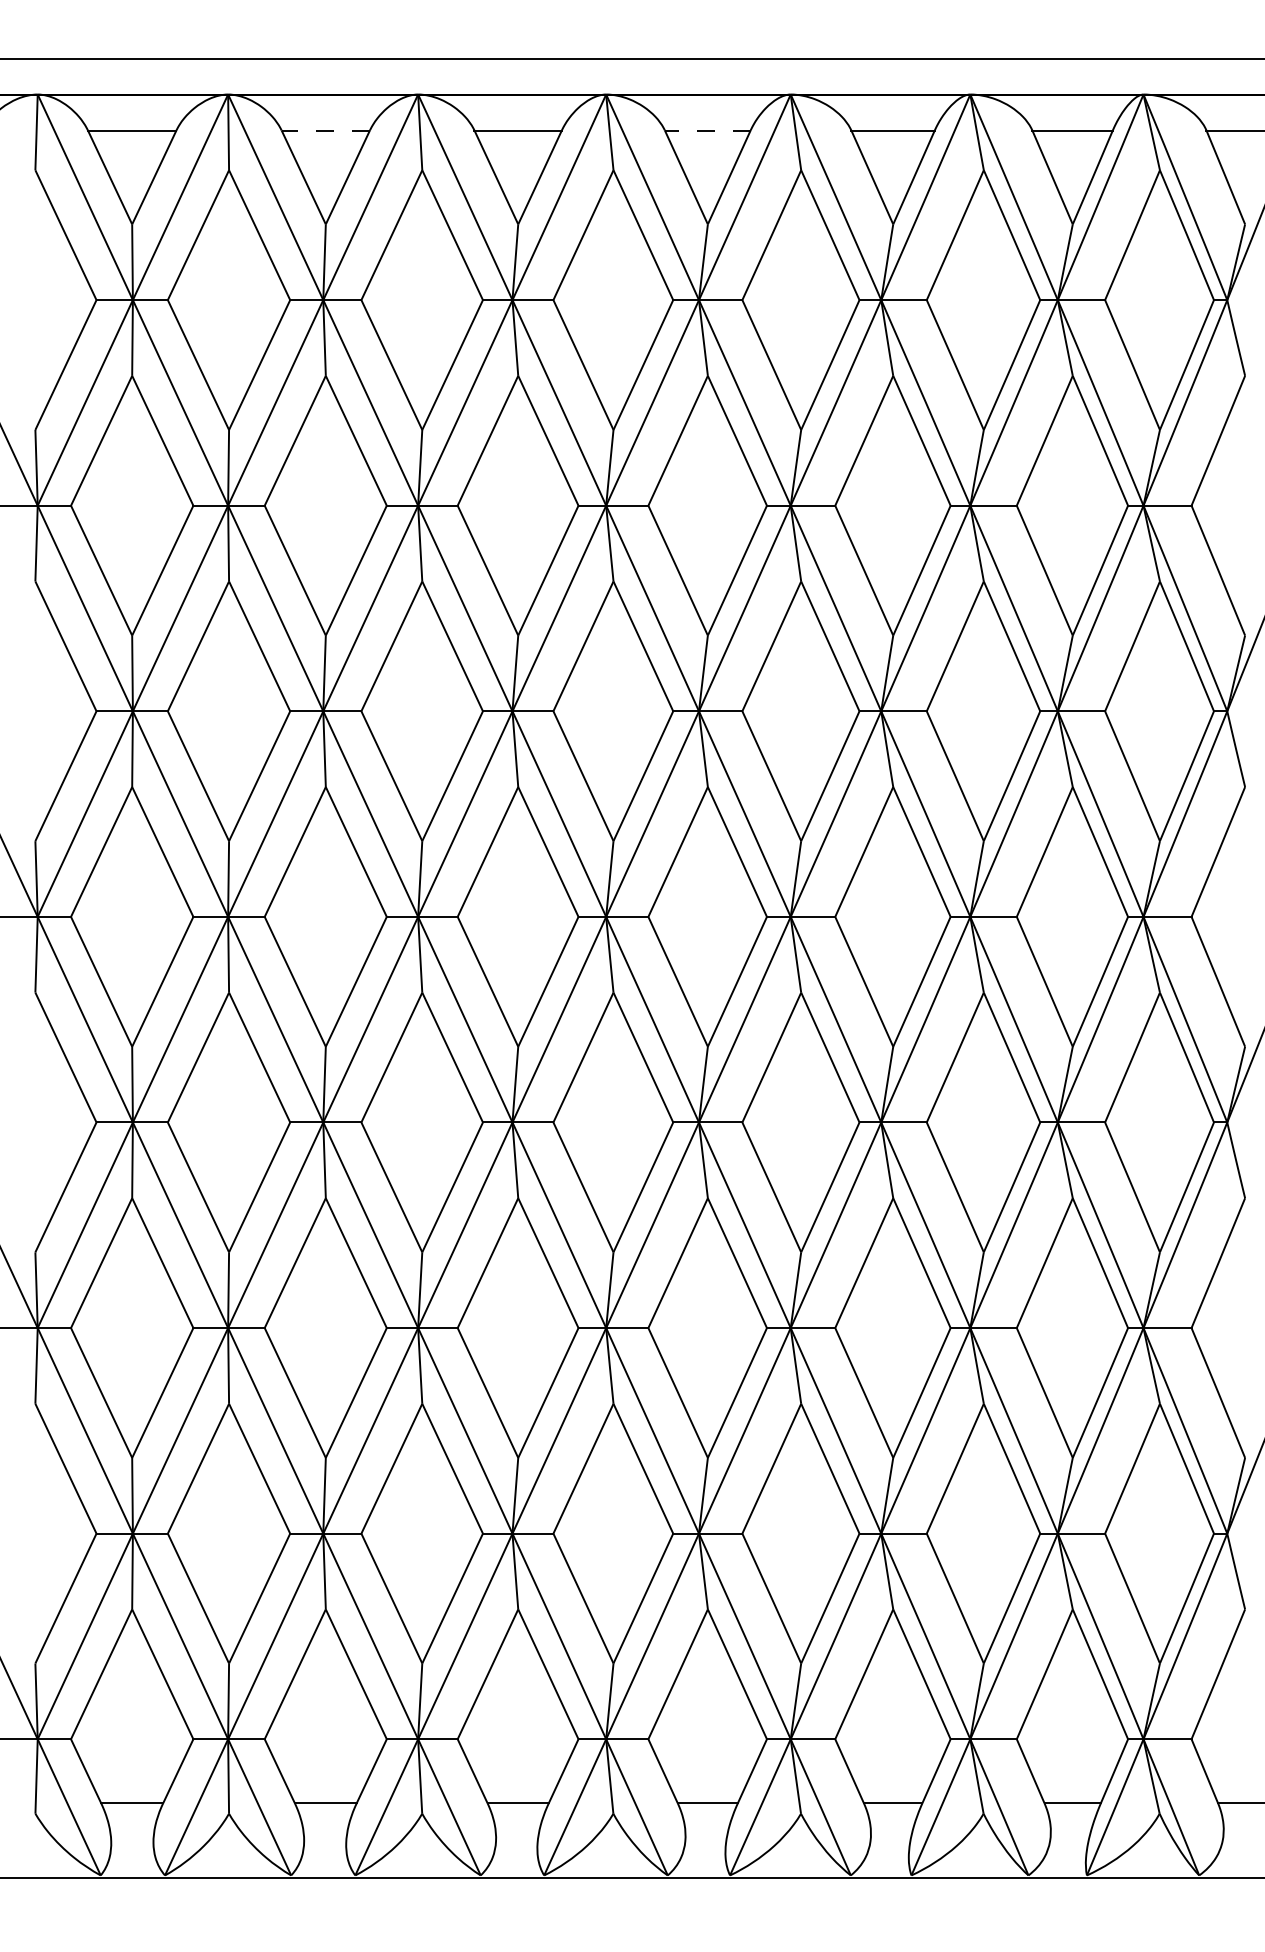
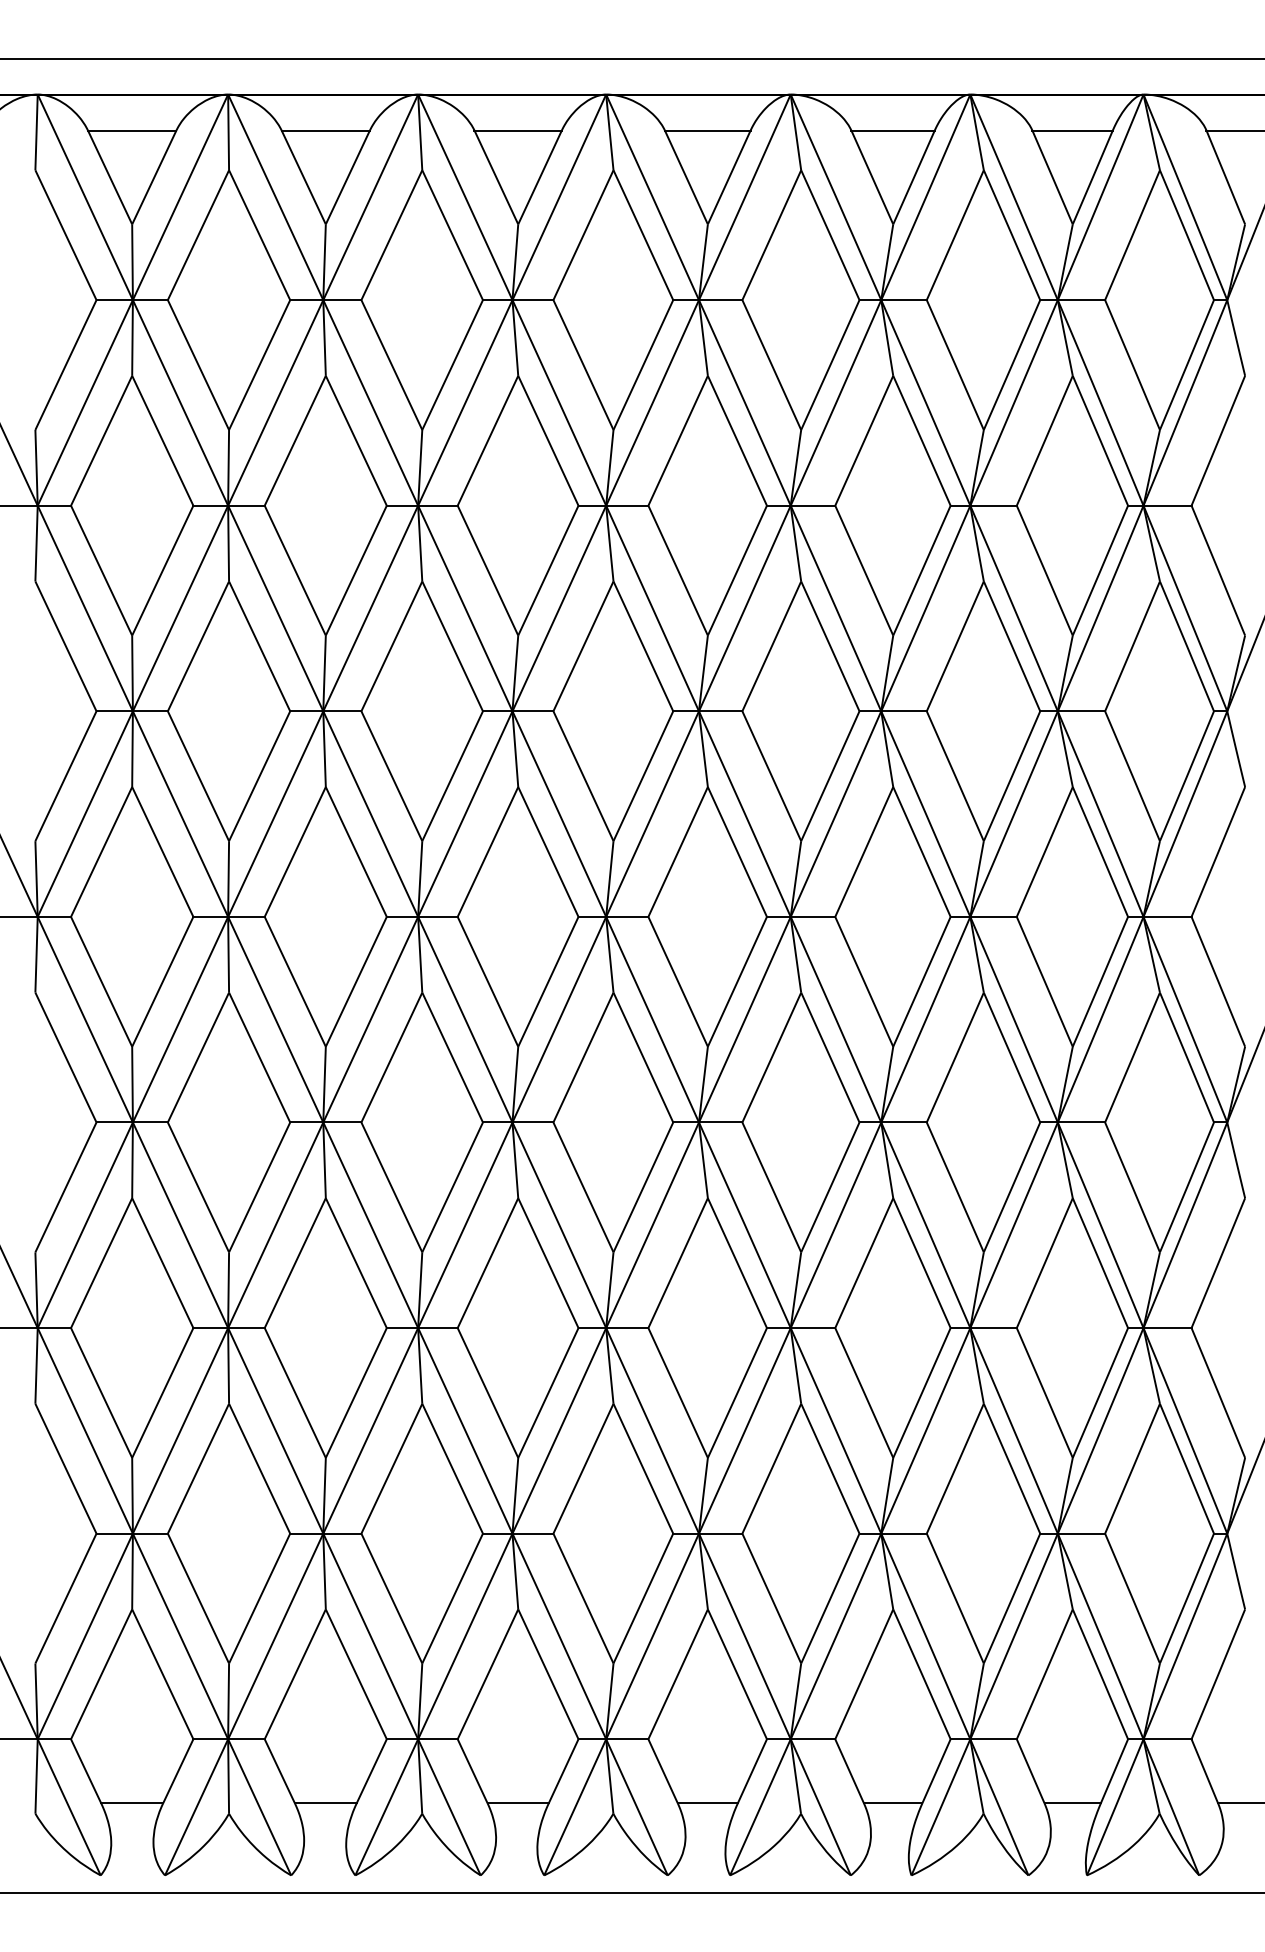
line: dashed -> solid (325, 130)
line: dashed -> solid (707, 130)
line position: (631, 1878) -> (631, 1893) (631, 1893)
